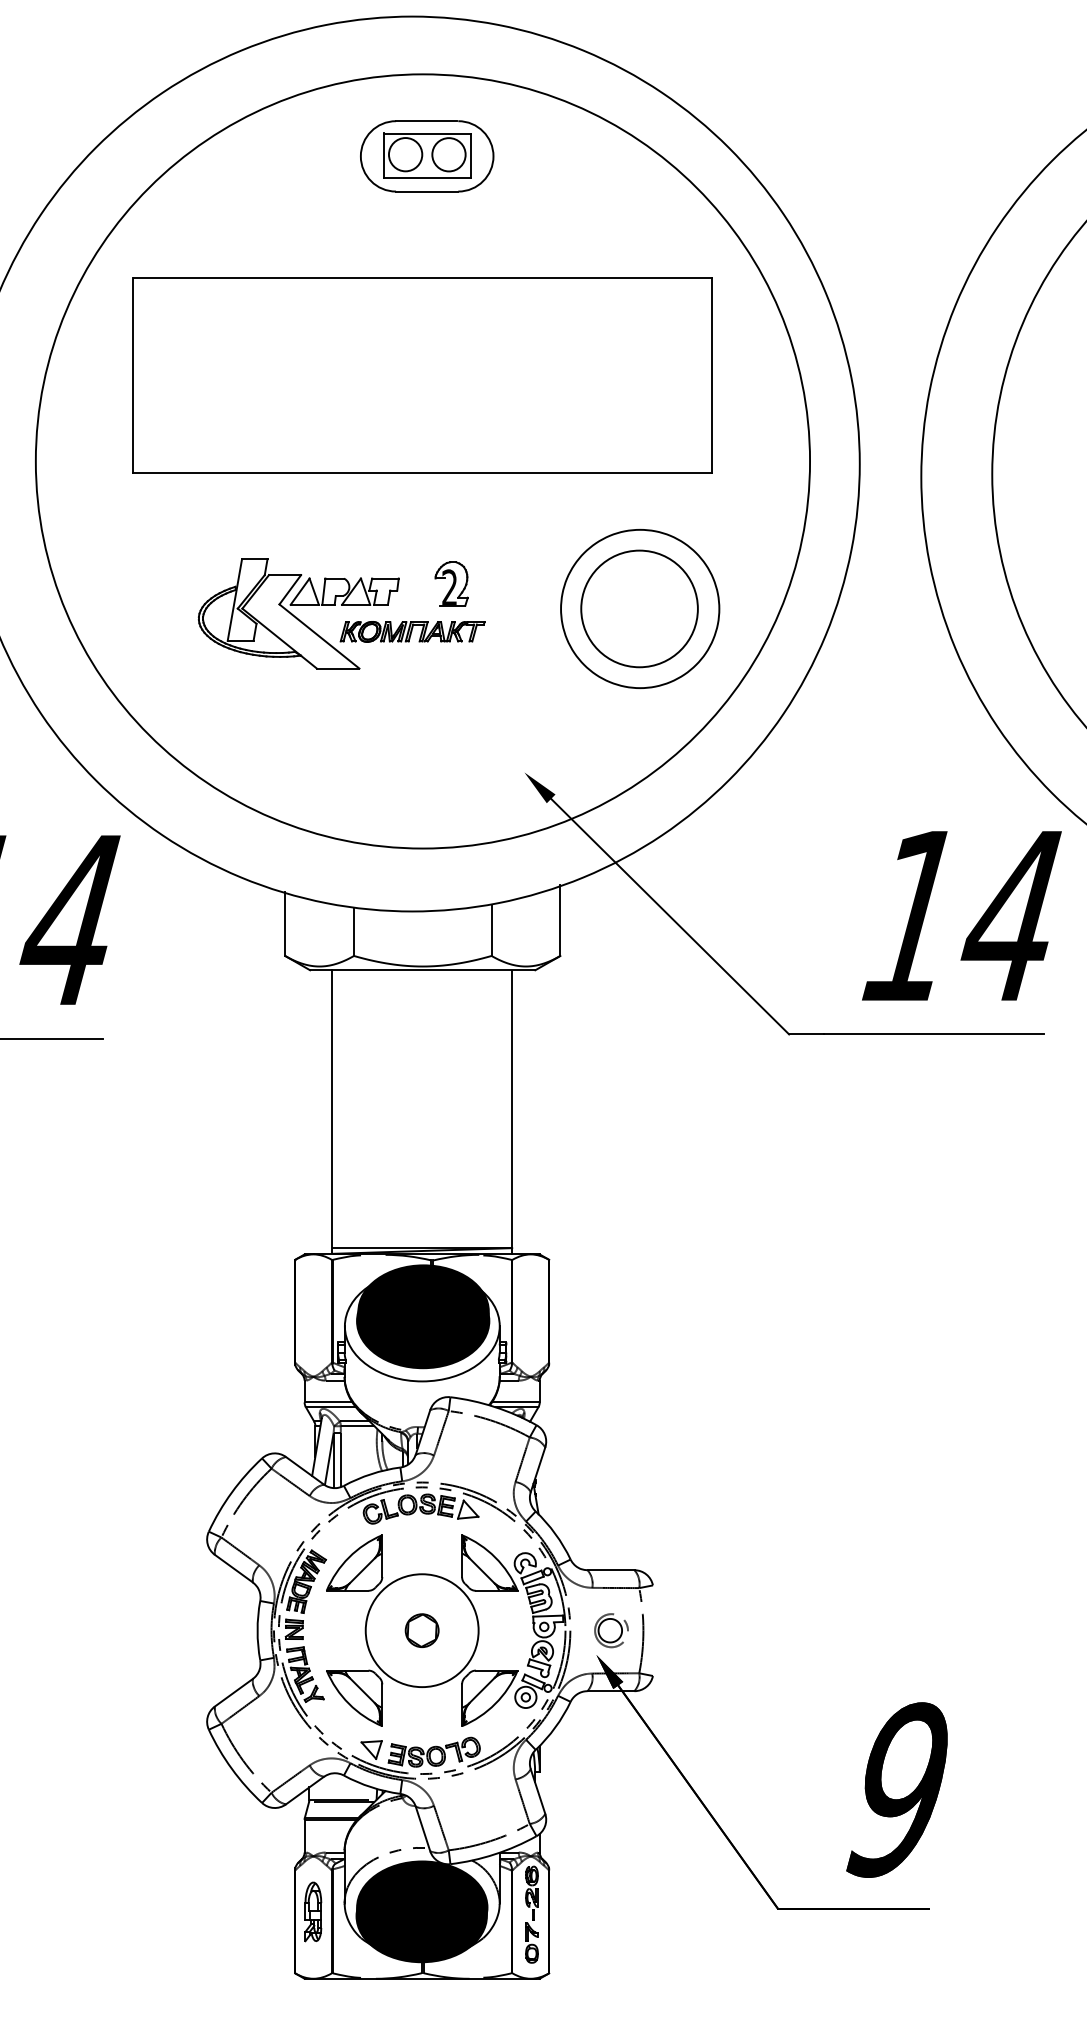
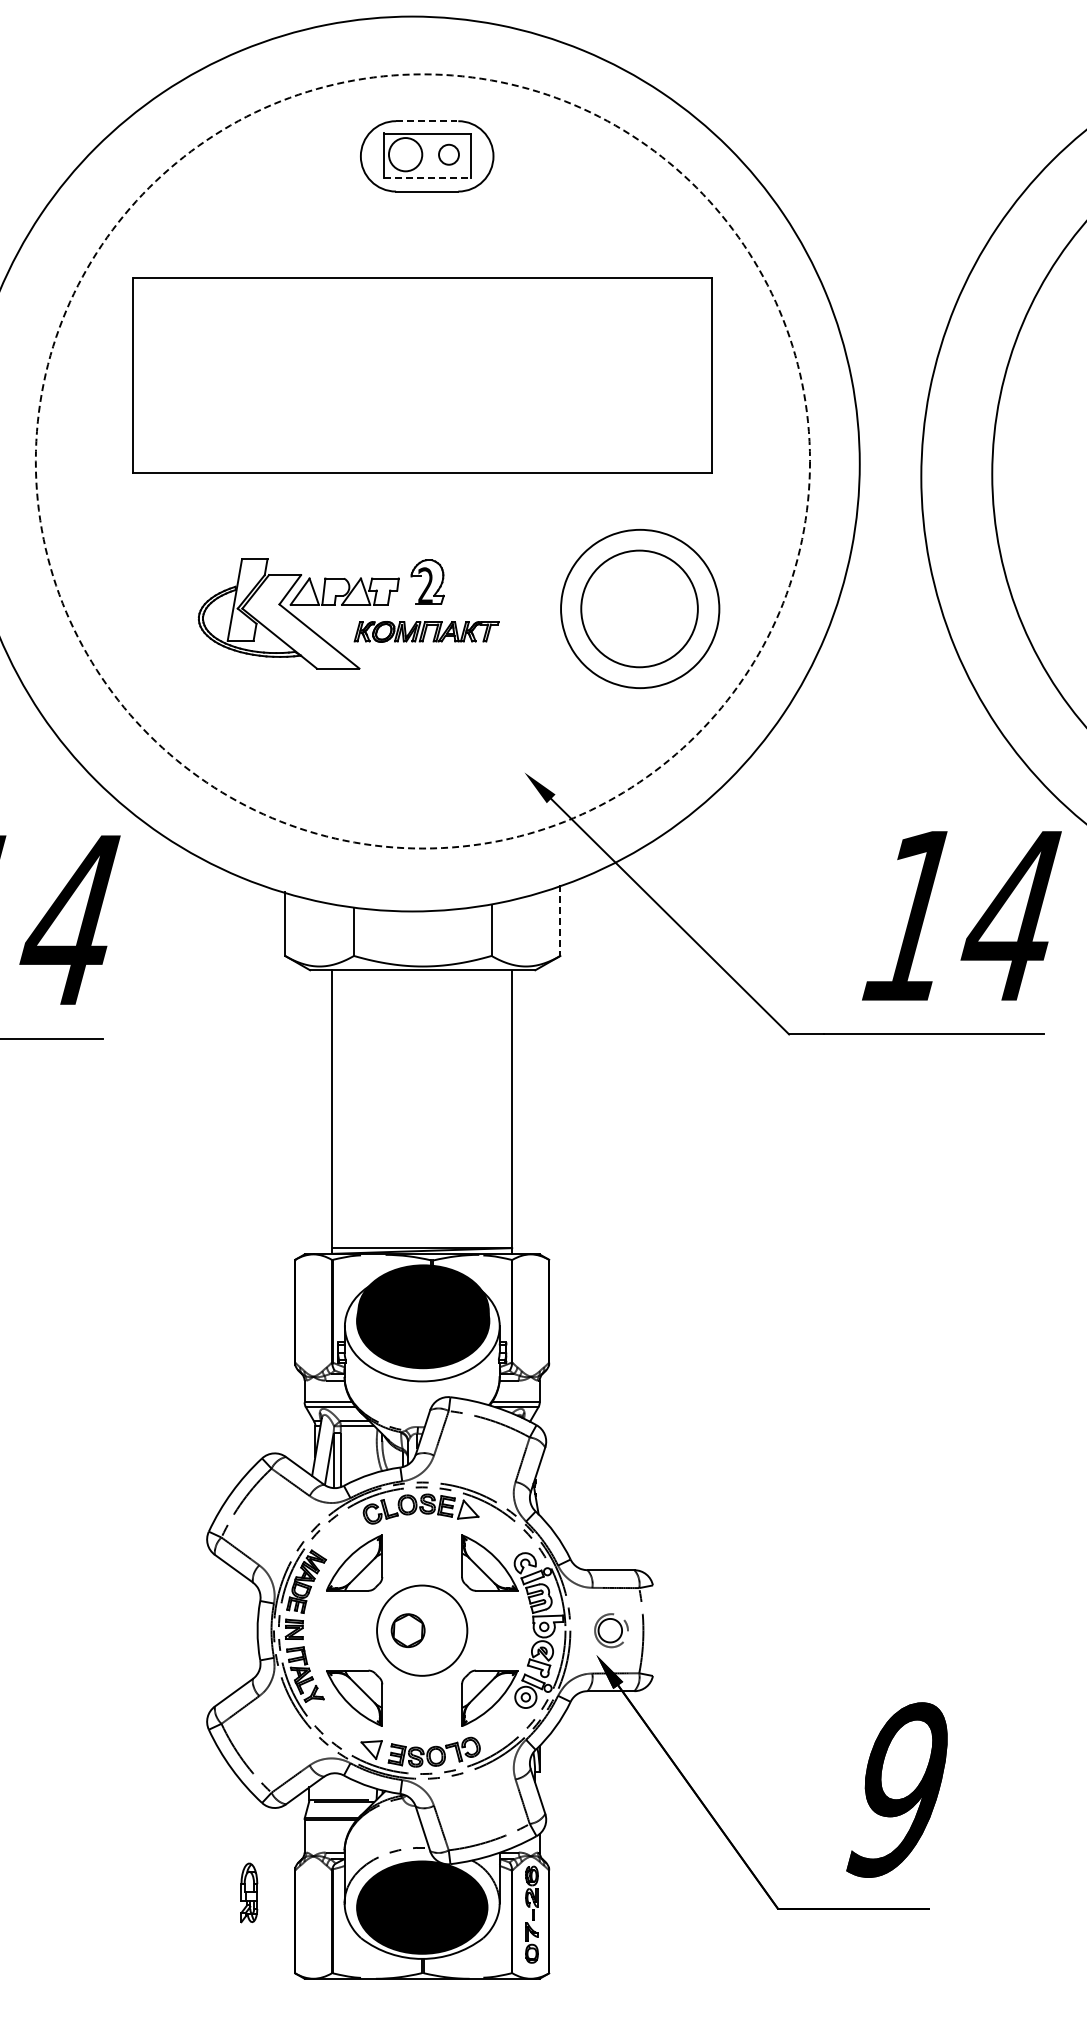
line: solid -> dashed (426, 121)
circle diameter: 33 px -> 20 px (448, 154)
line: solid -> dashed (427, 177)
circle: solid -> dashed (422, 461)
part position: (451, 583) -> (427, 581) (427, 581)
part position: (412, 631) -> (426, 631) (426, 631)
line: solid -> dashed (560, 921)
circle diameter: 113 px -> 90 px (422, 1630)
part position: (421, 1630) -> (407, 1630) (407, 1630)
part position: (313, 1911) -> (249, 1892) (249, 1892)
fill: present -> none (421, 1915)
